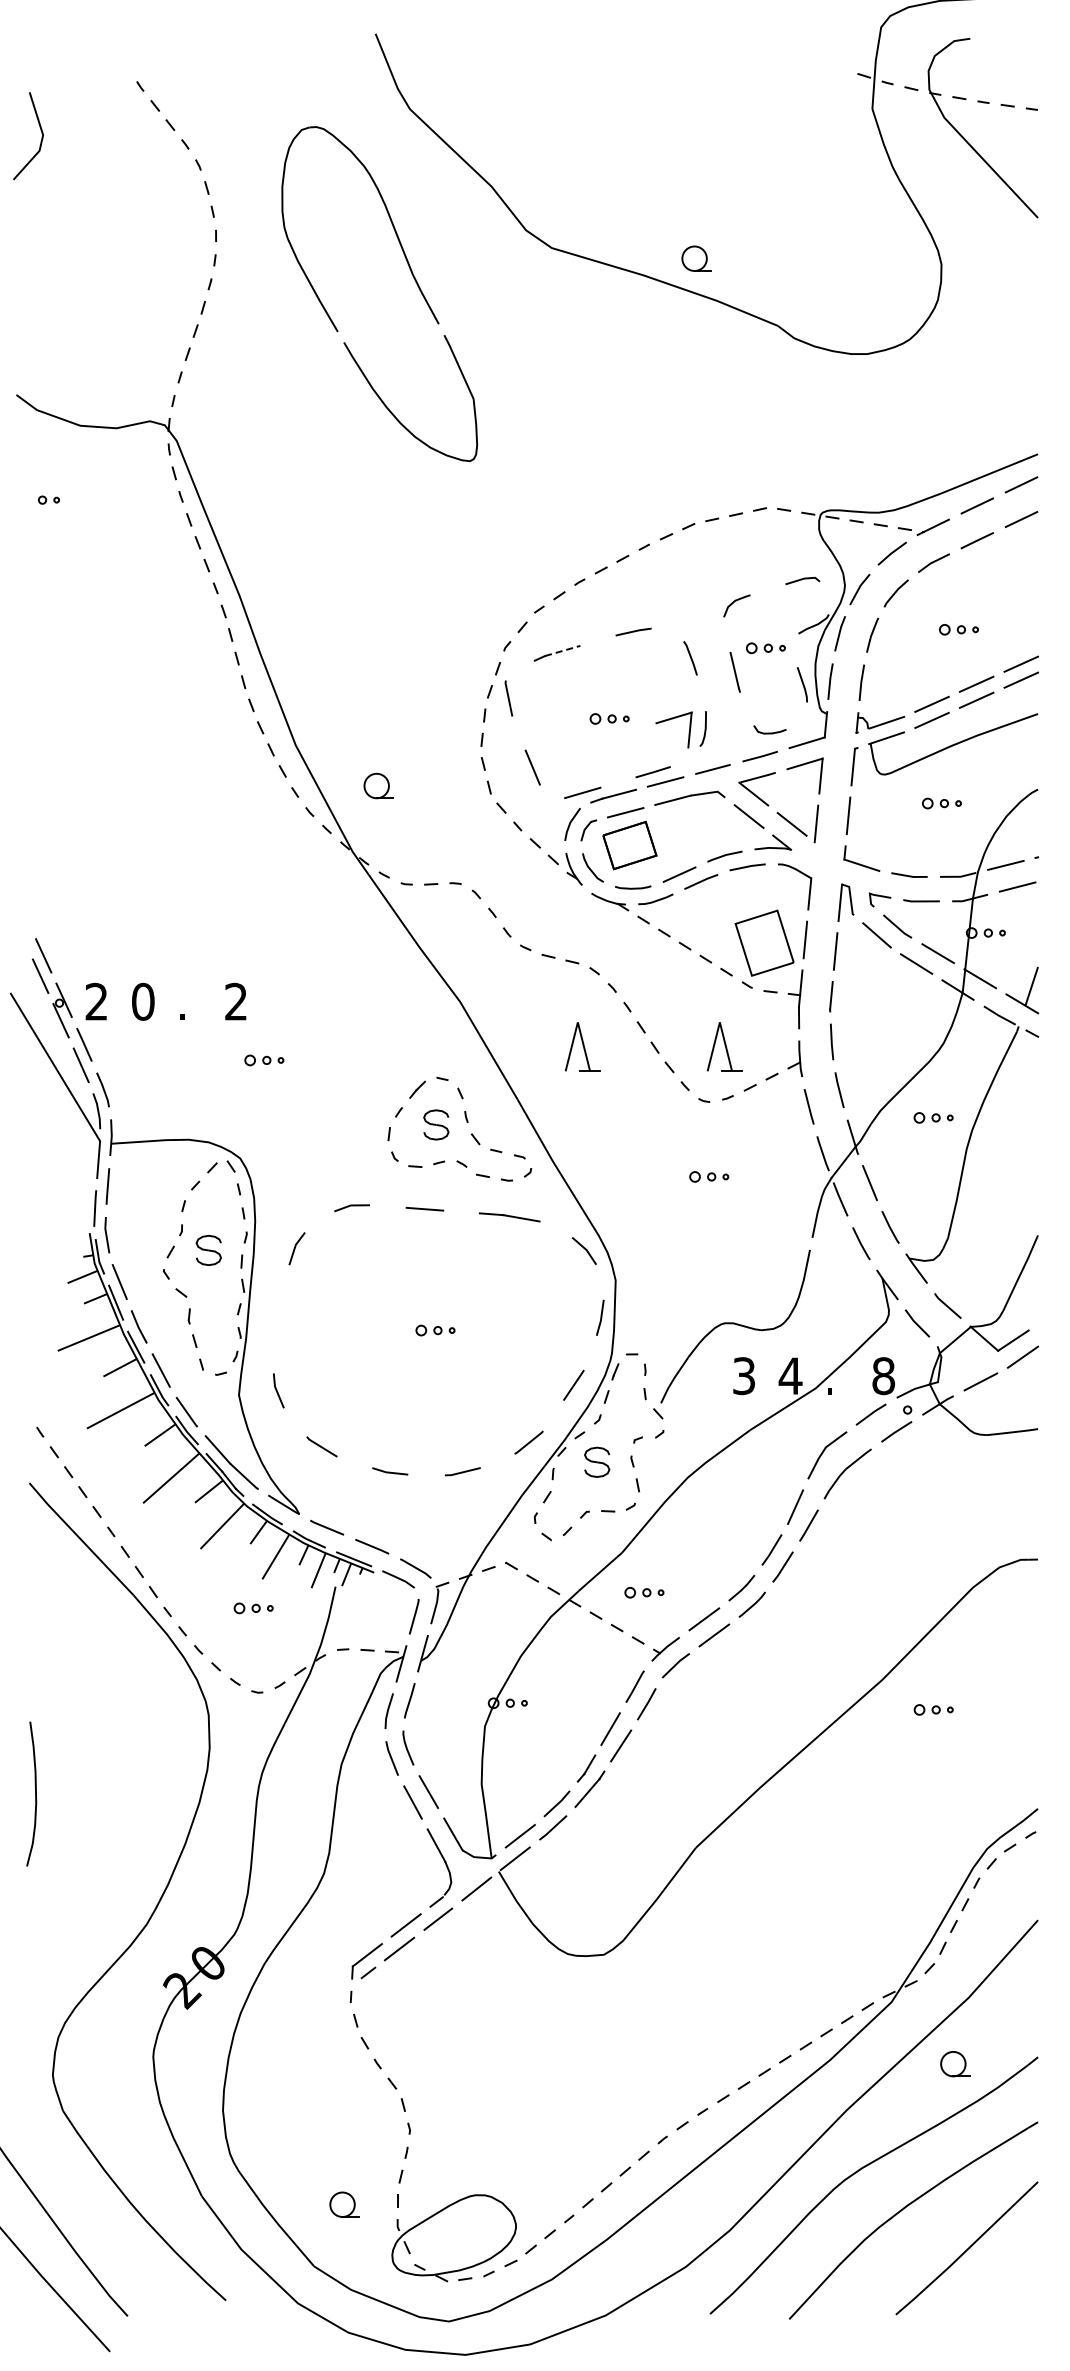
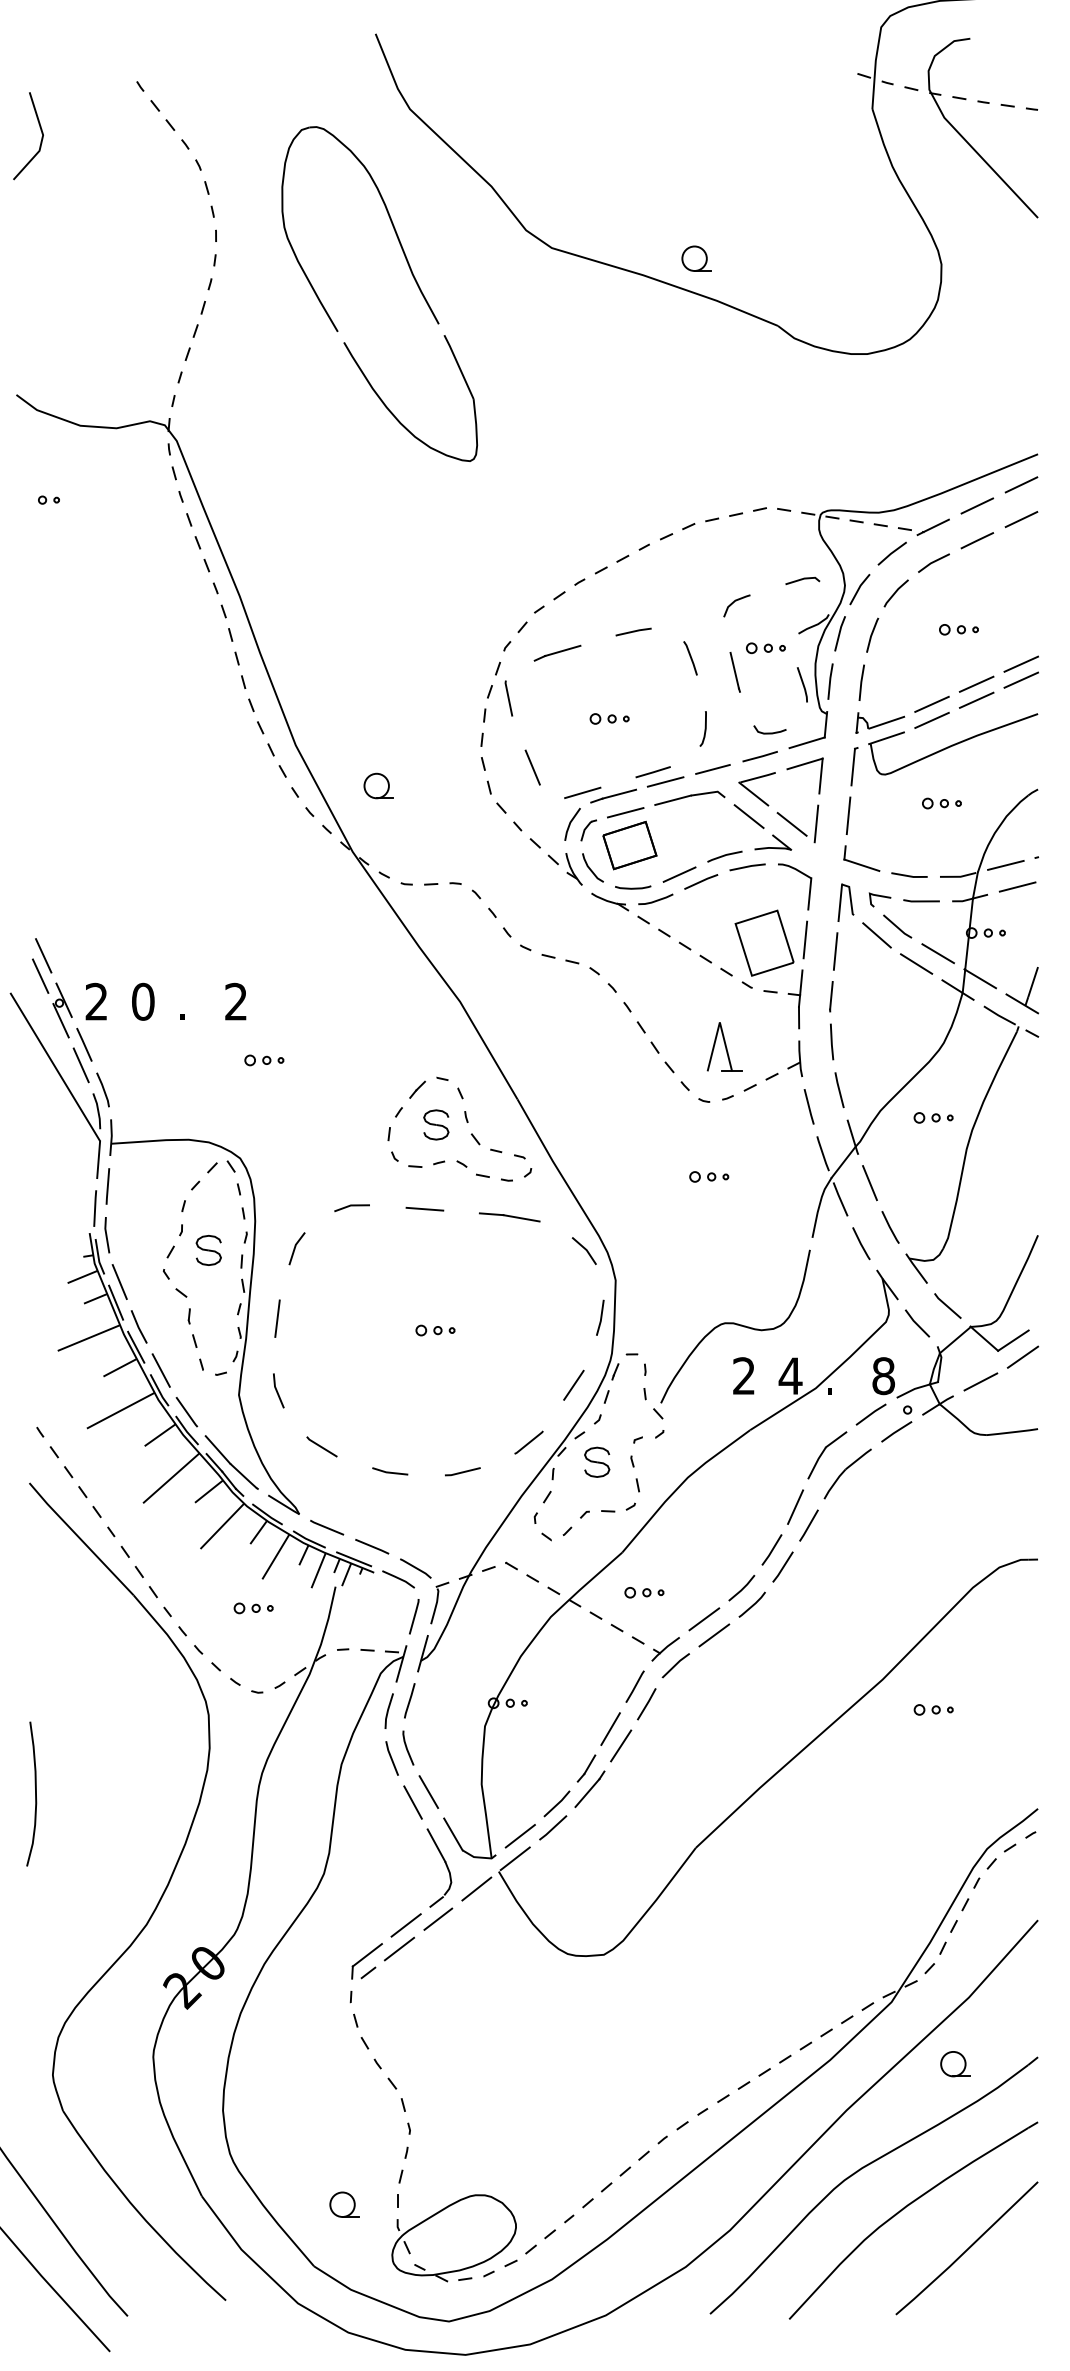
line: dashed -> solid (563, 650)
part: present -> none (669, 720)
part: present -> none (582, 1046)
line: none -> present (277, 1318)
text: 3 -> 2 (743, 1376)
